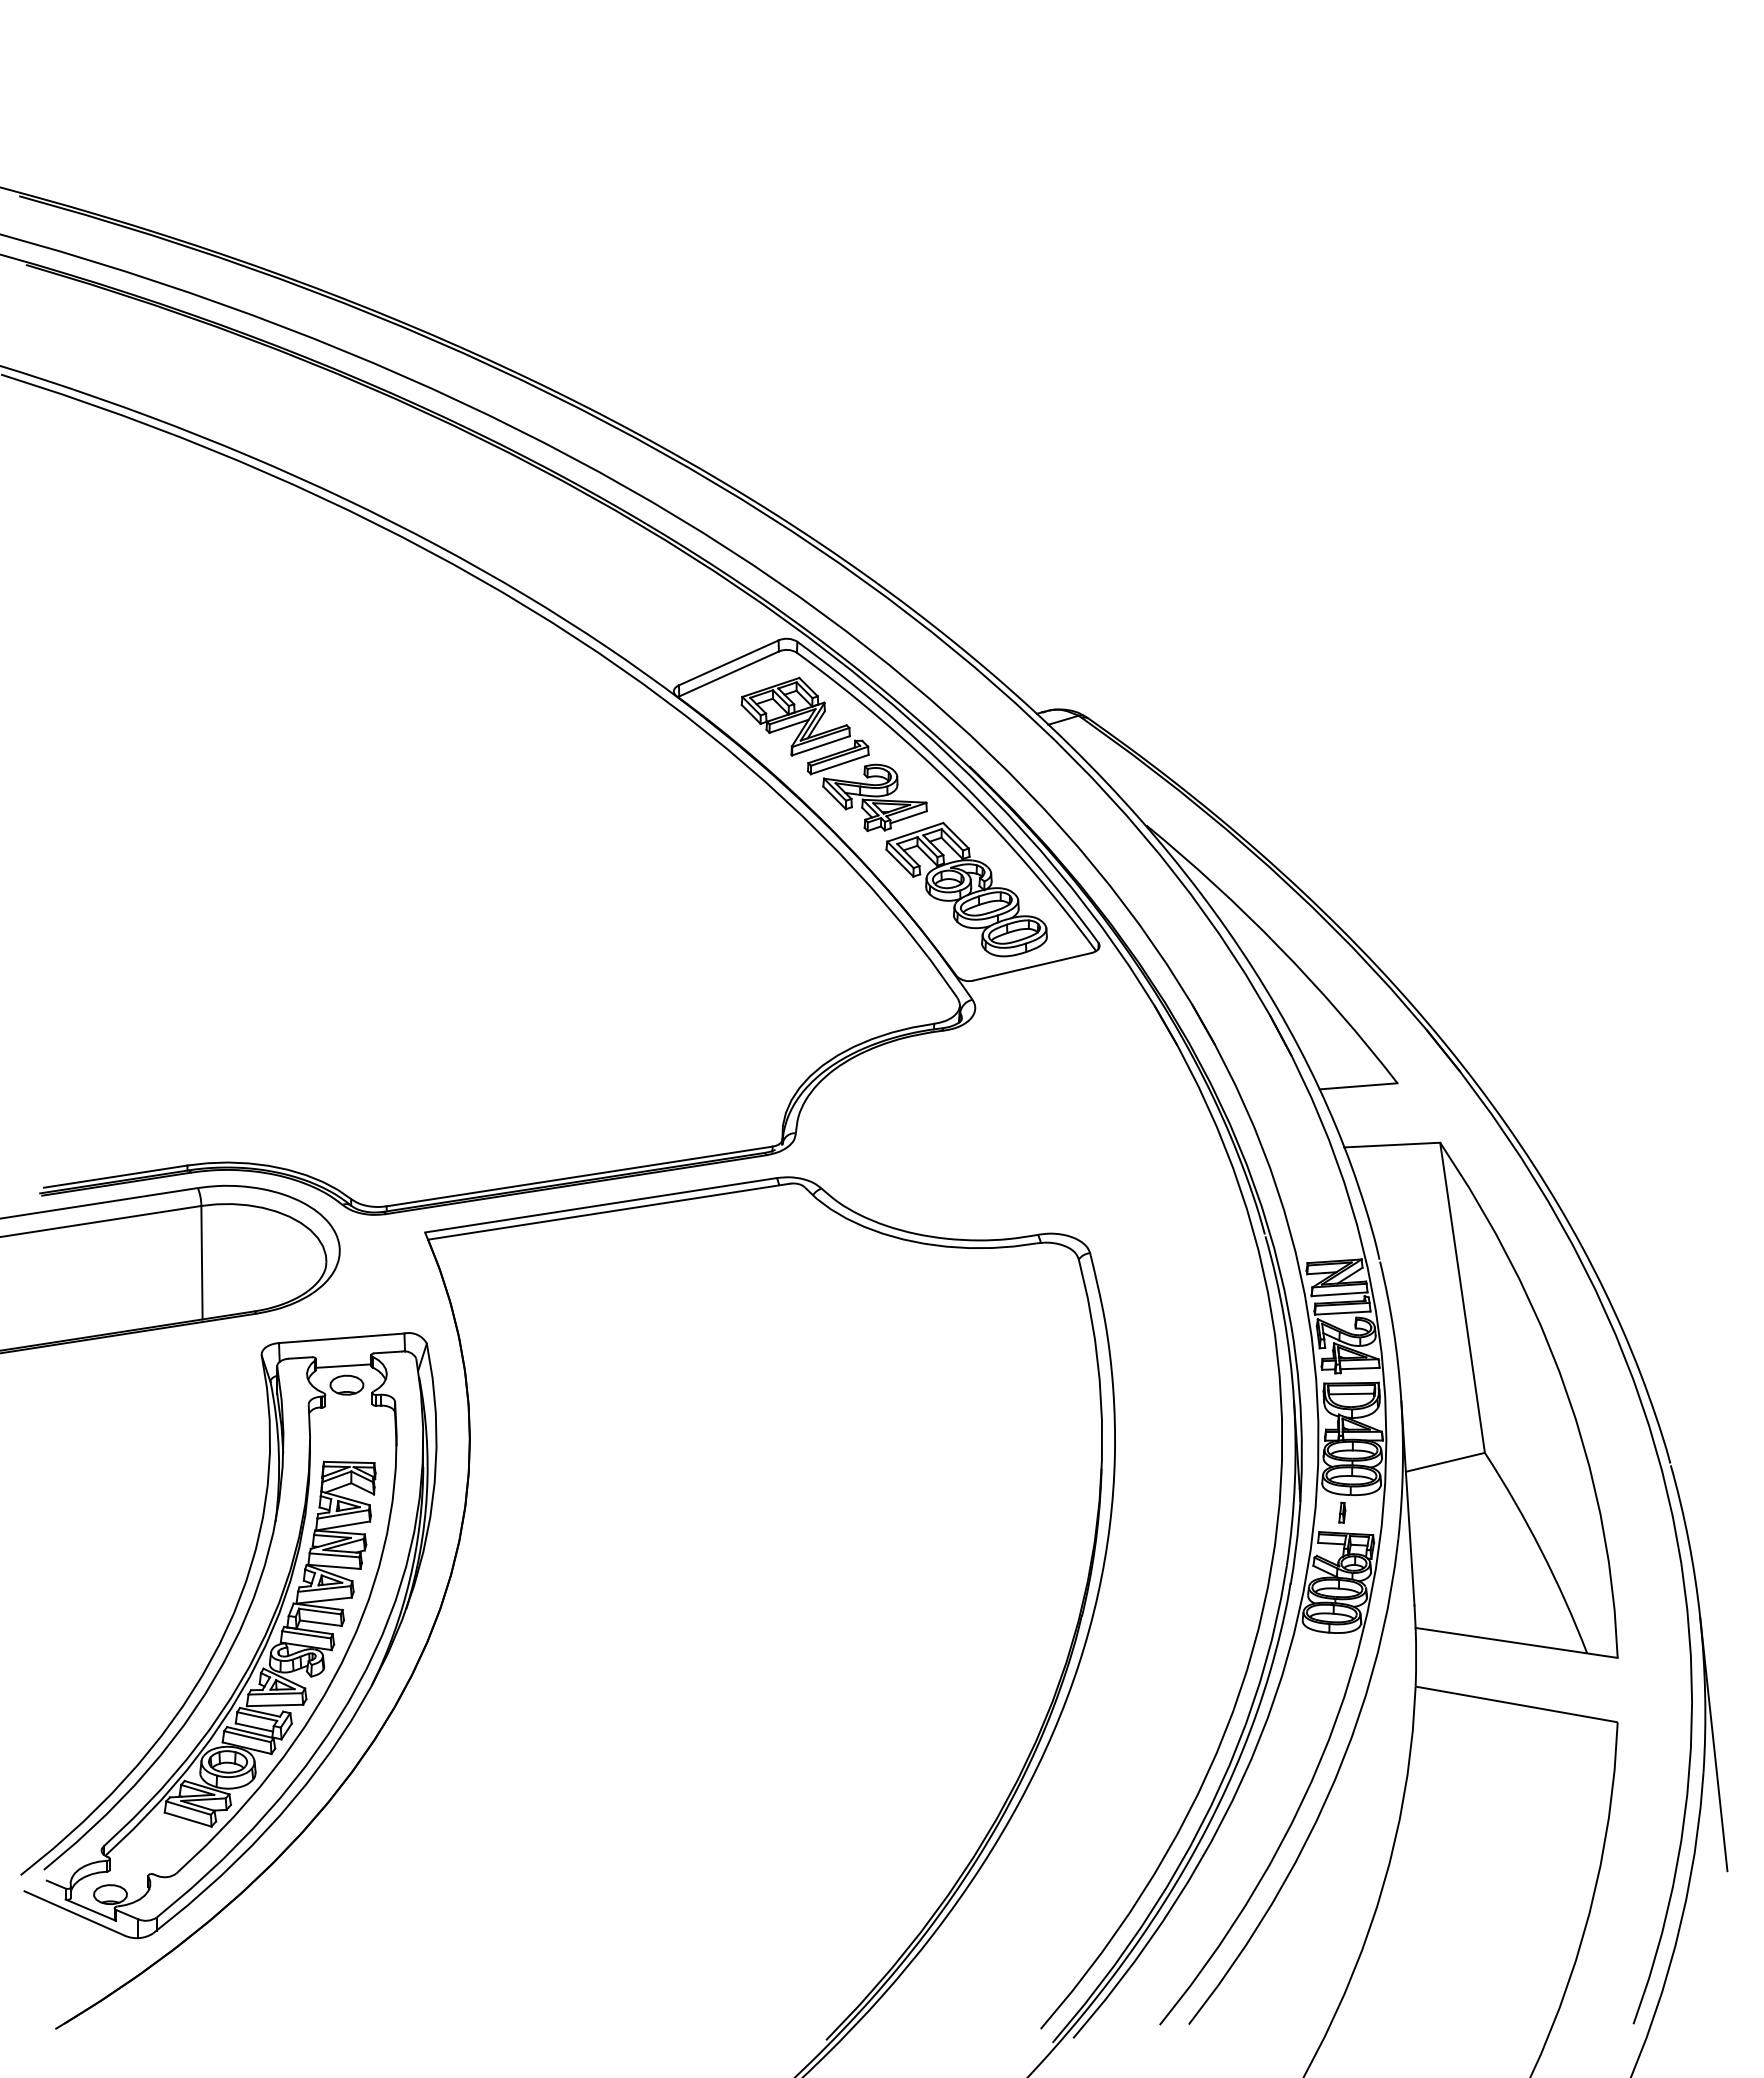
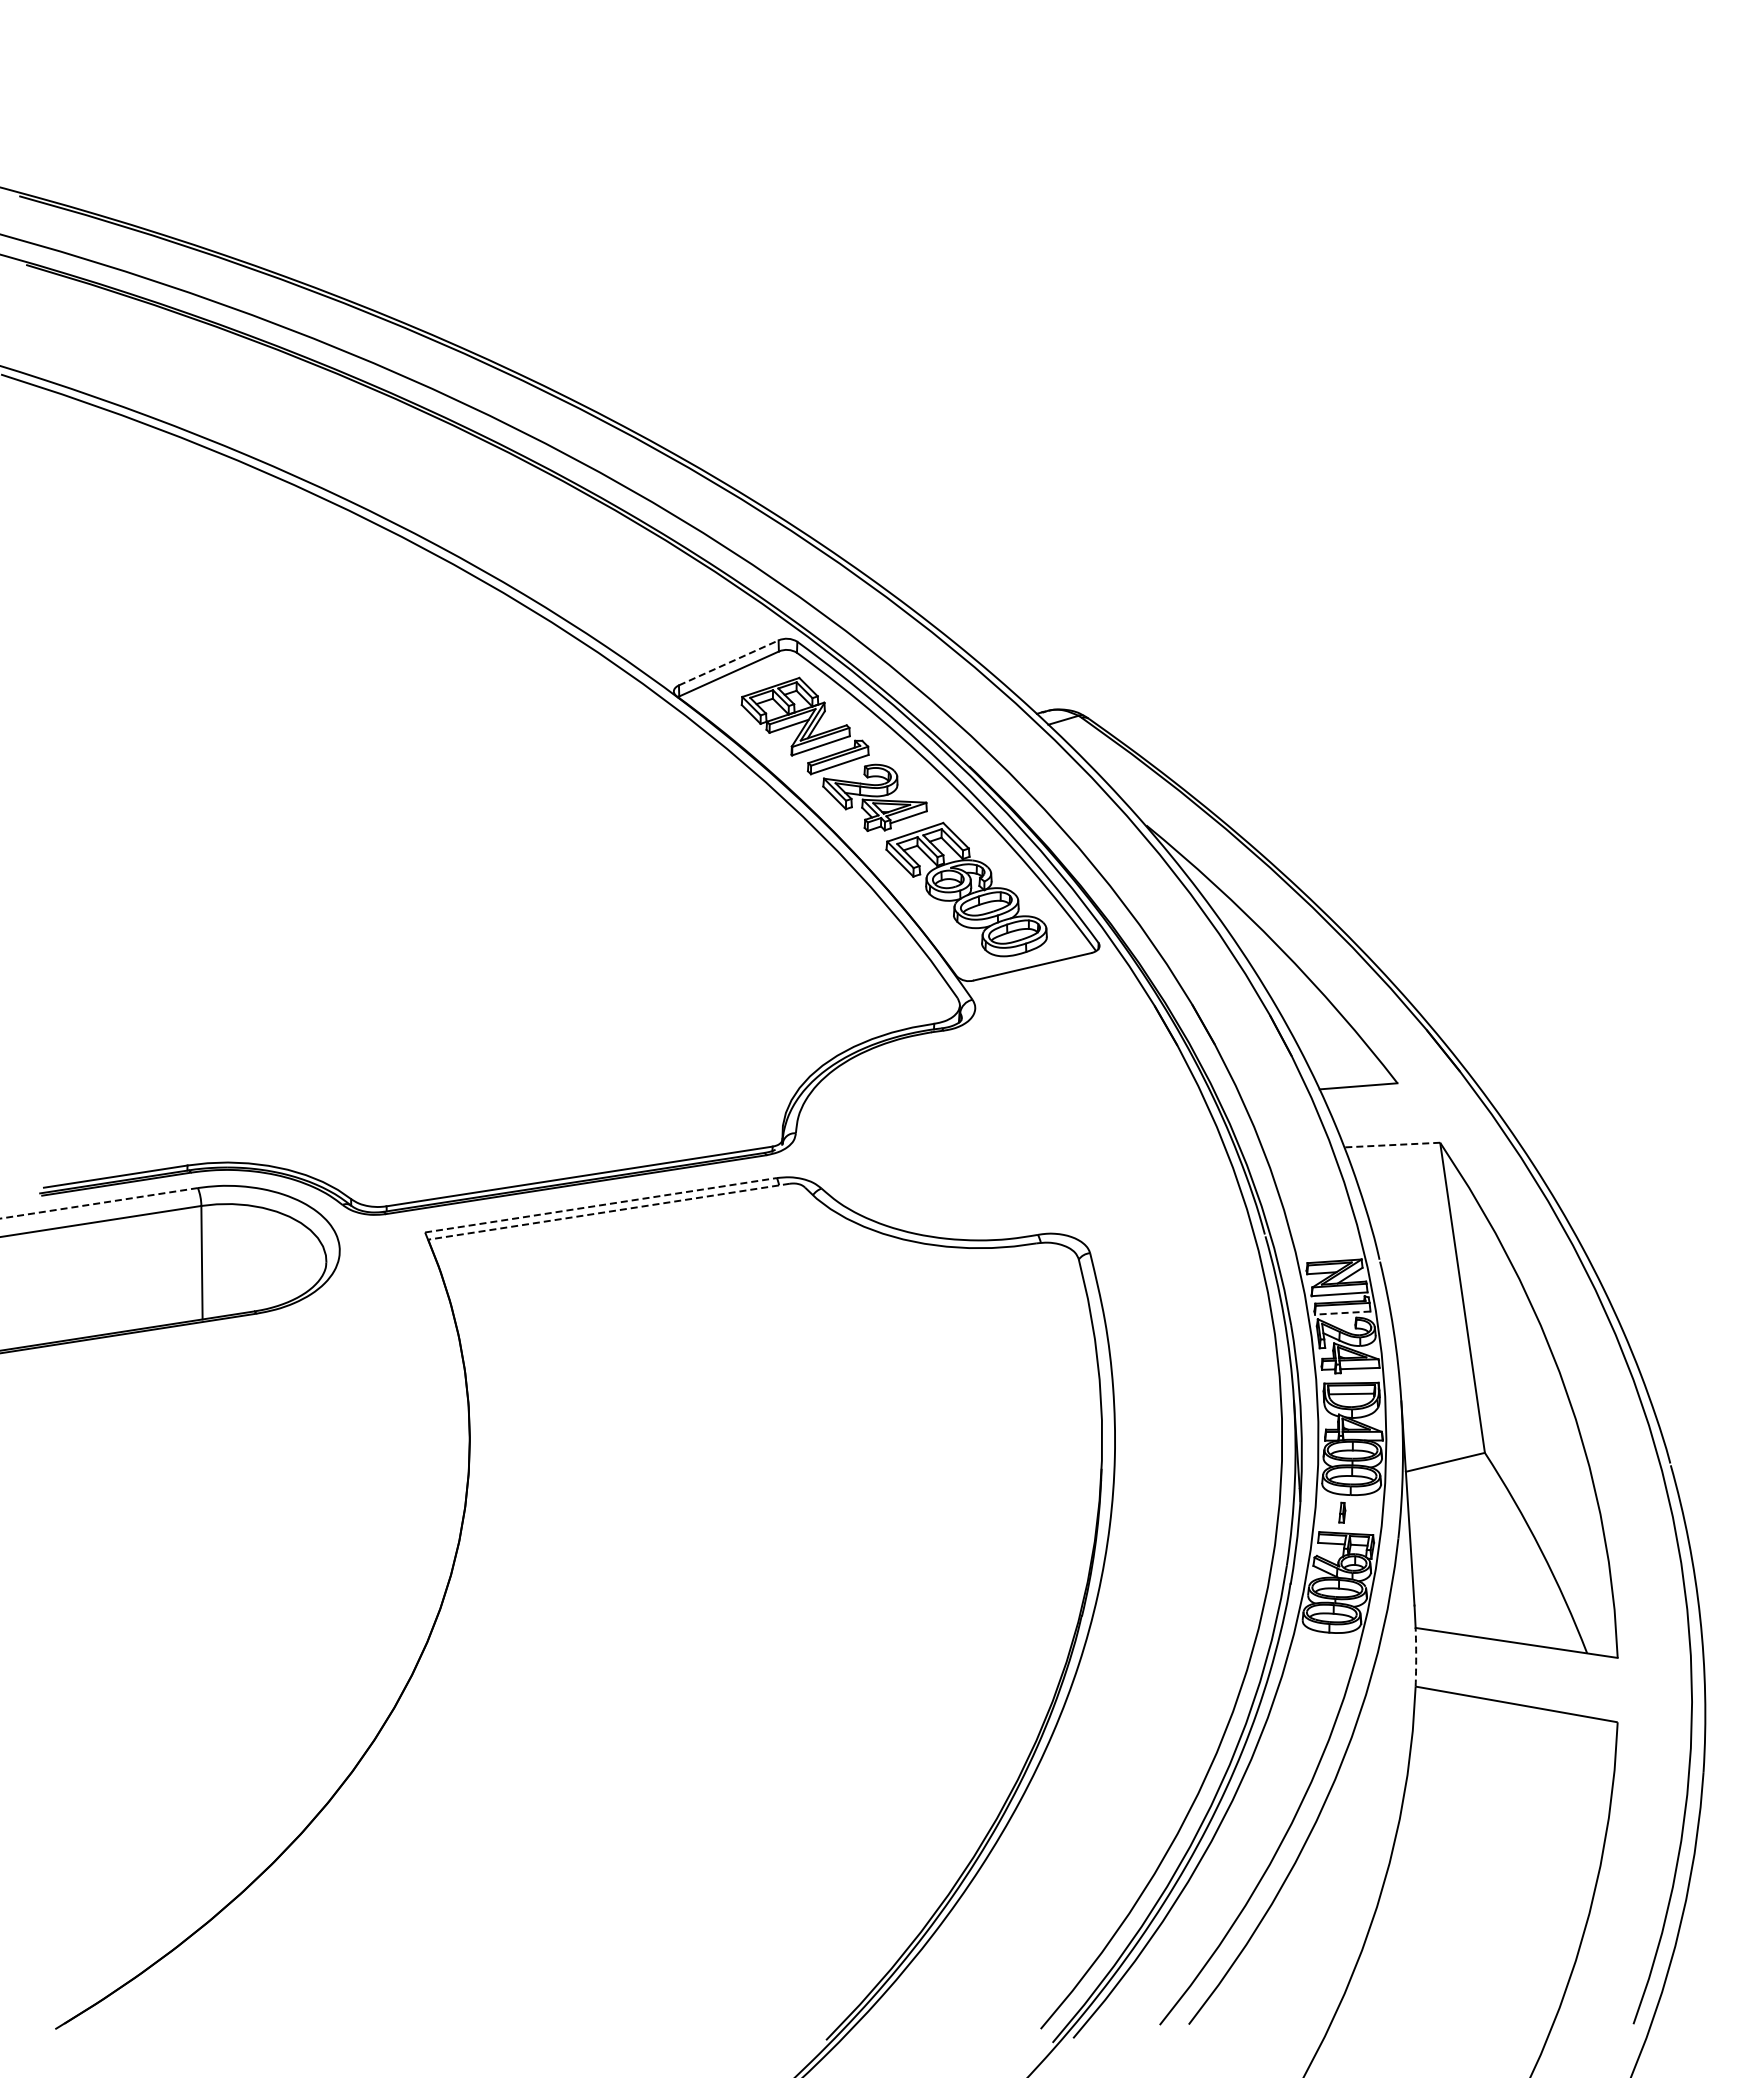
line: solid -> dashed (728, 662)
line: solid -> dashed (1391, 1145)
line: solid -> dashed (99, 1203)
line: solid -> dashed (601, 1205)
line: solid -> dashed (609, 1211)
line: solid -> dashed (1342, 1313)
part: present -> none (228, 1635)
arc: solid -> dashed (1416, 1657)
line: present -> none (1713, 1744)
